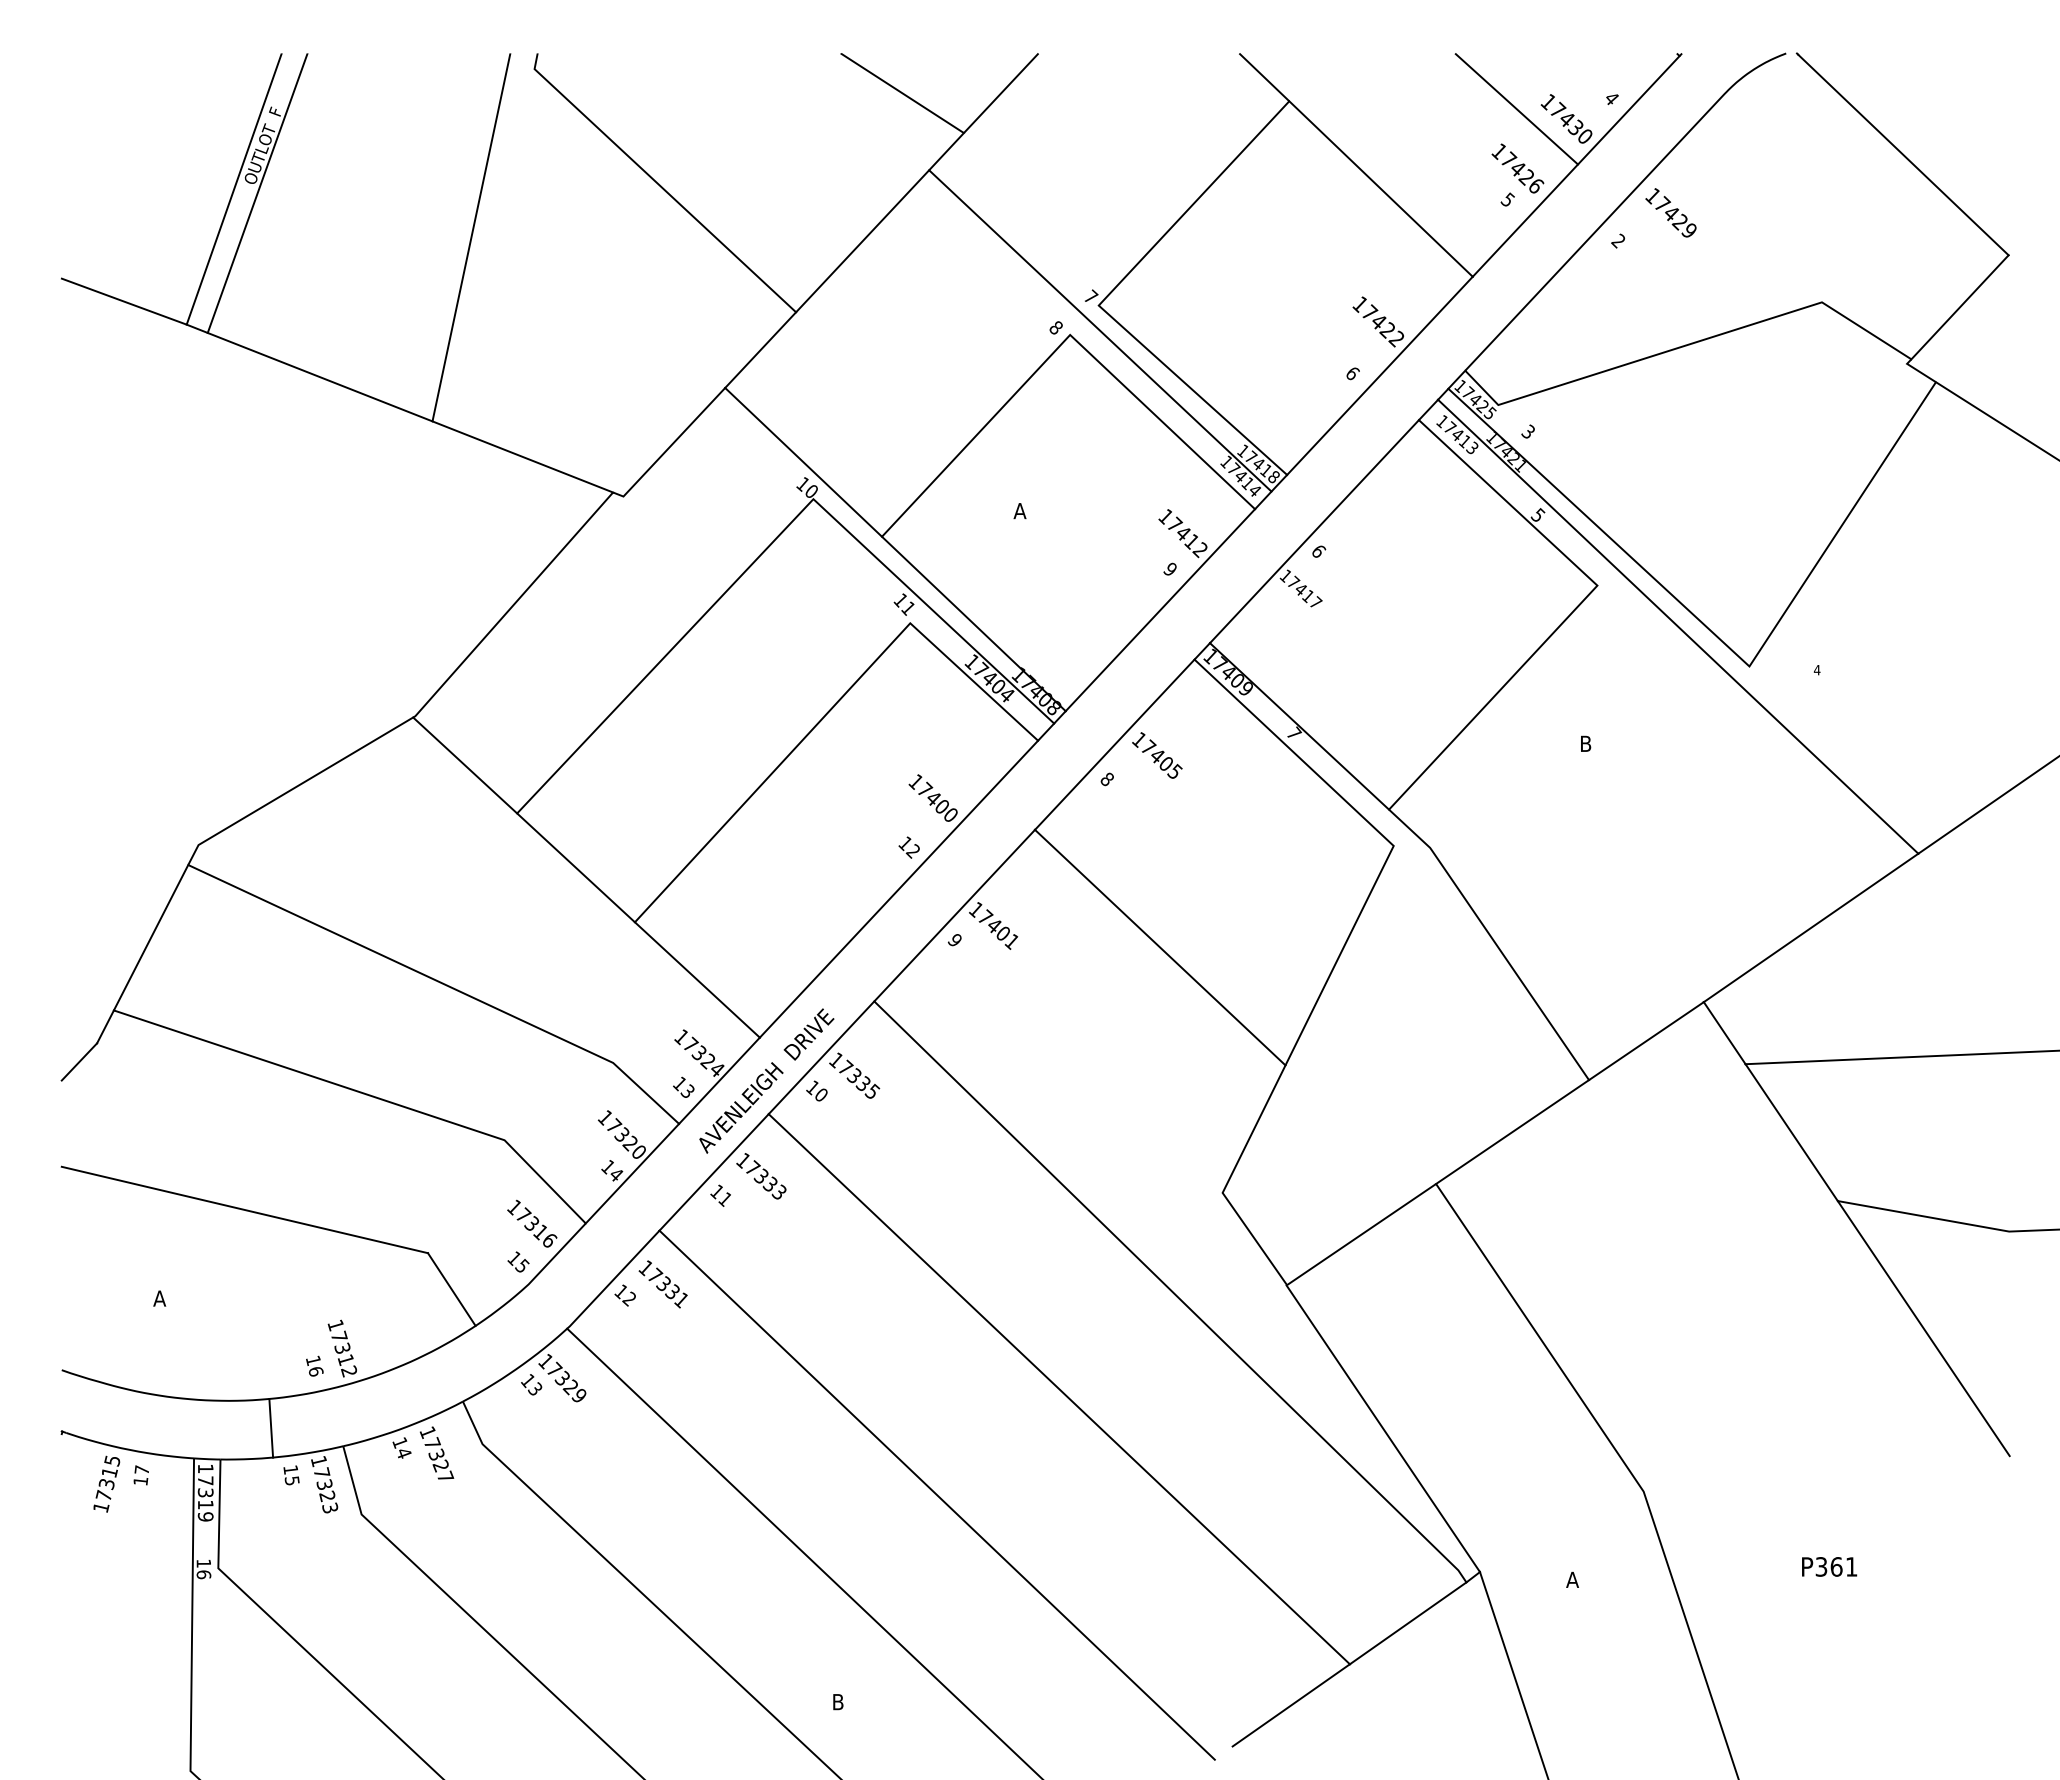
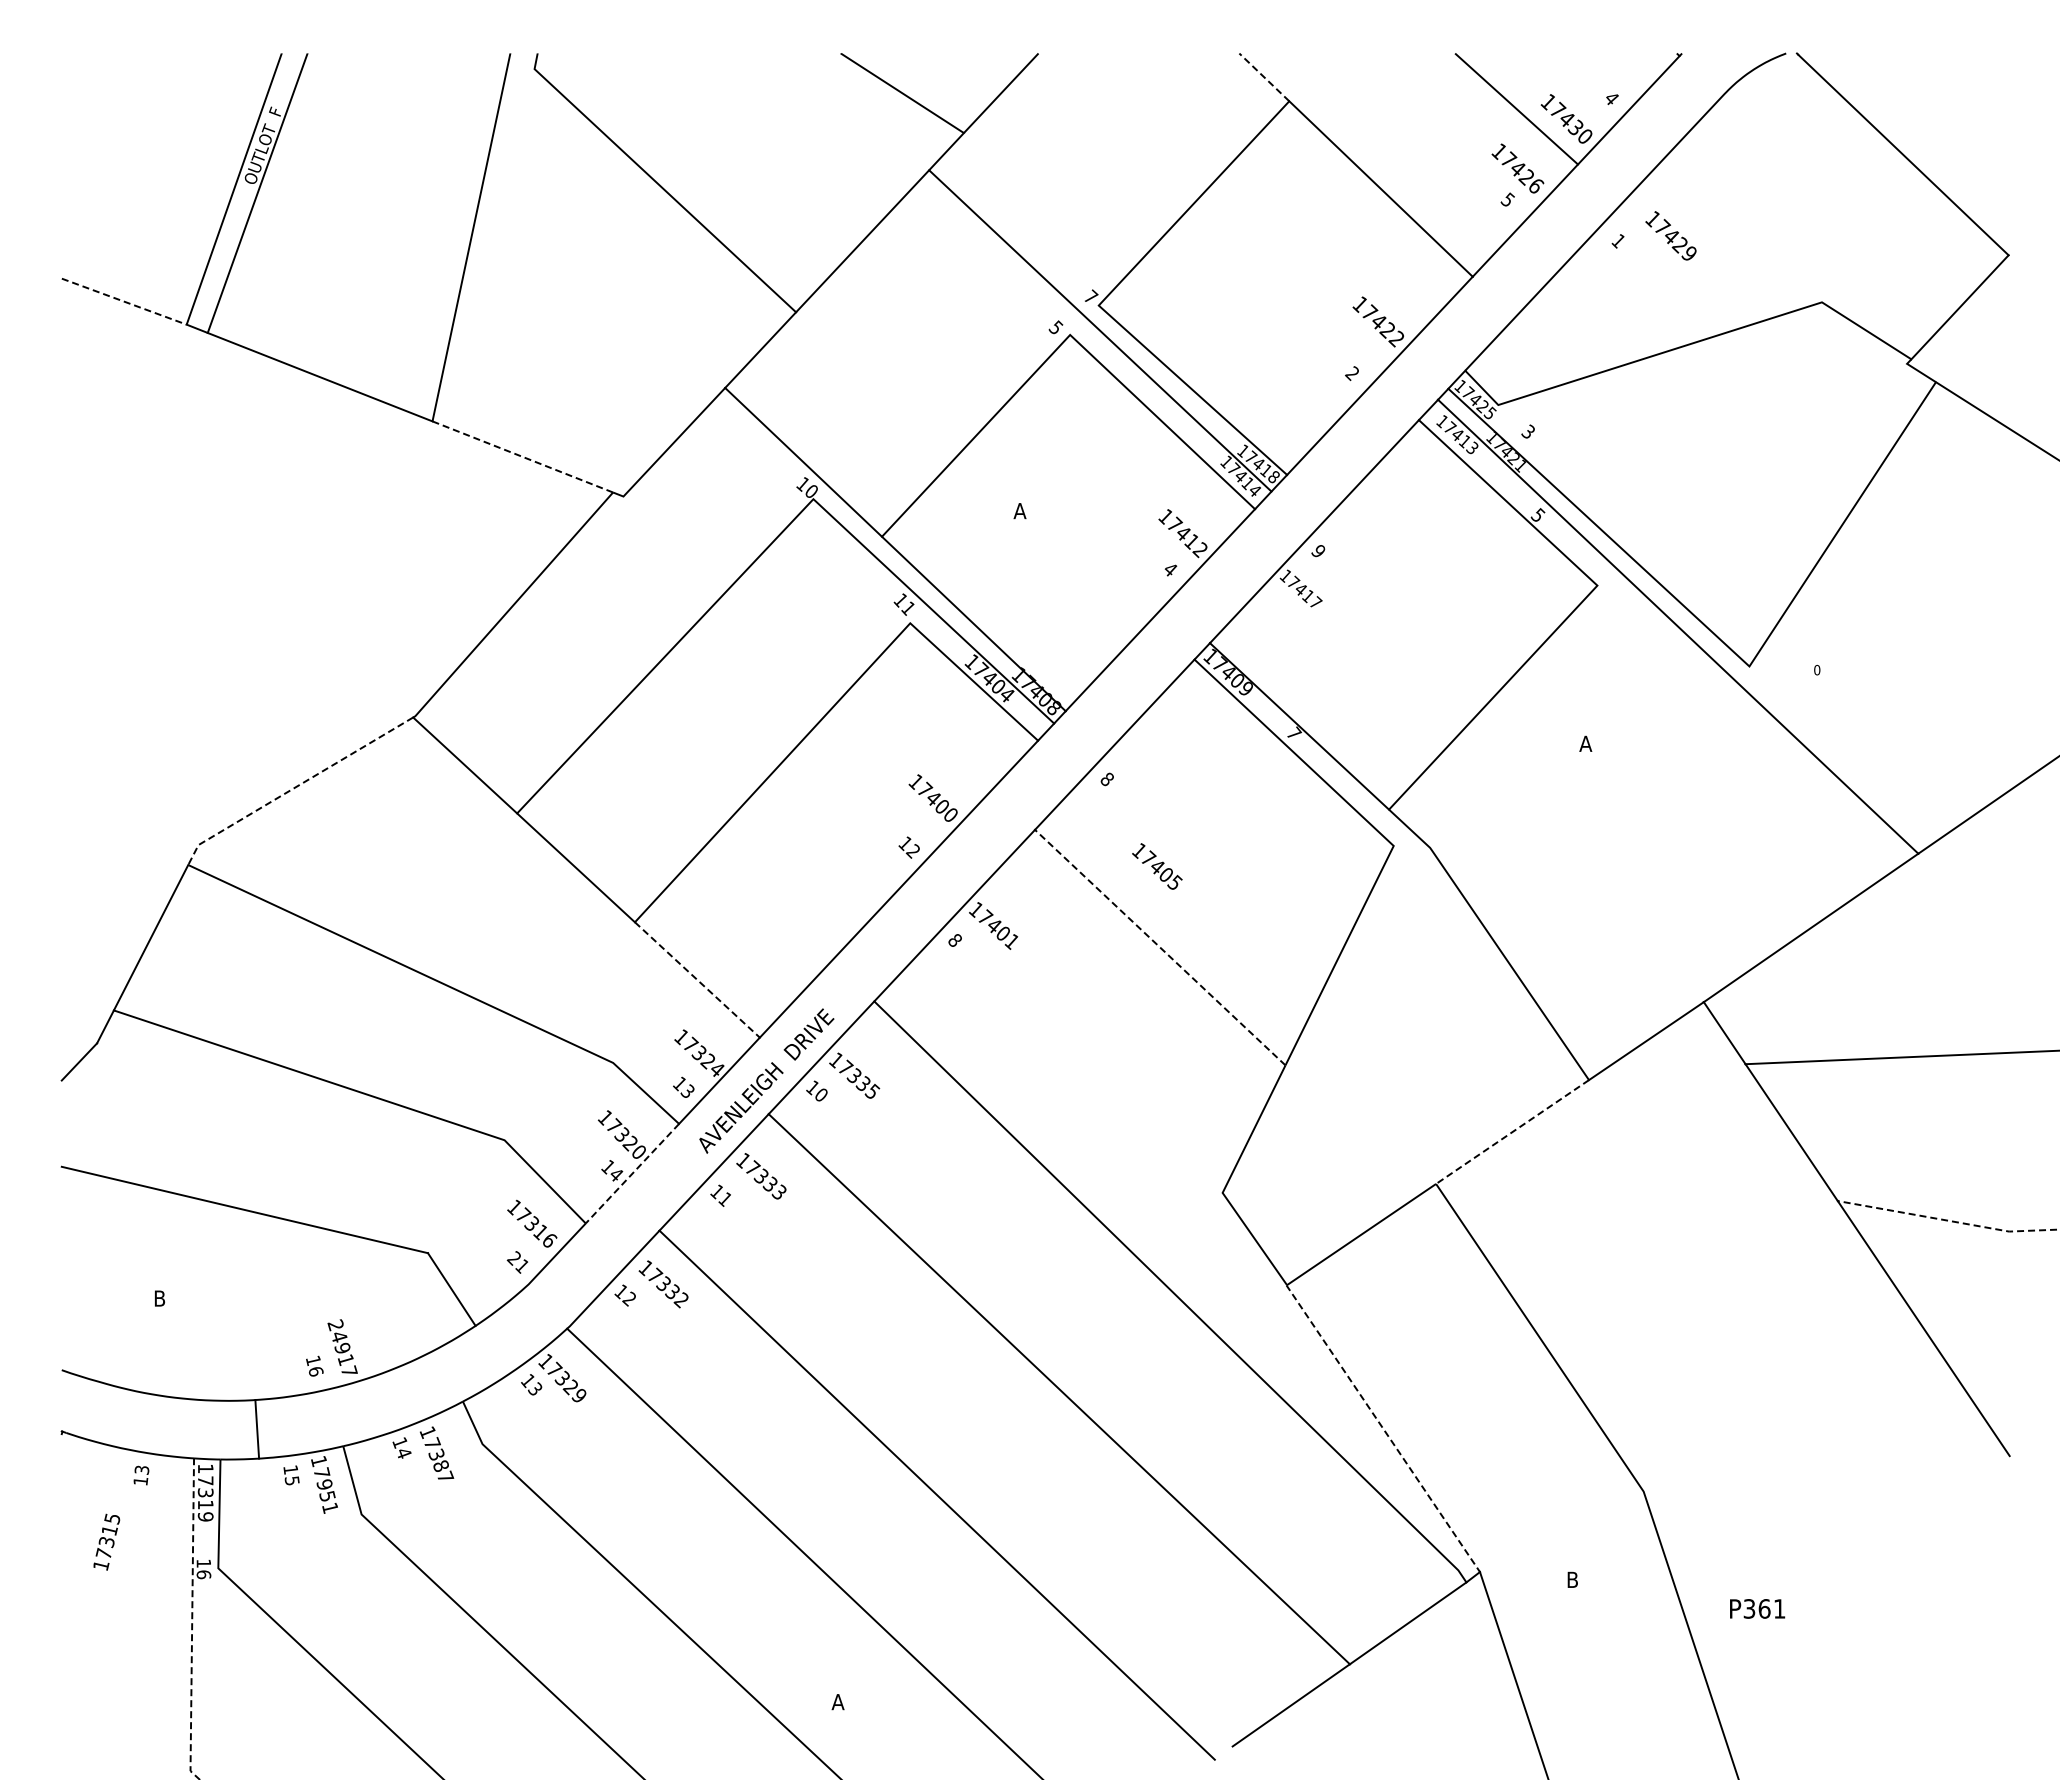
line: solid -> dashed (1263, 76)
text position: (1670, 212) -> (1670, 235) (1670, 235)
text: 2 -> 1 (1618, 240)
line: solid -> dashed (124, 301)
text: 8 -> 5 (1055, 327)
text: 6 -> 2 (1352, 373)
line: solid -> dashed (523, 457)
text: 6 -> 9 (1318, 551)
text: 9 -> 4 (1170, 569)
text: 4 -> 0 (1816, 669)
text: B -> A (1585, 743)
text position: (1157, 755) -> (1157, 866) (1157, 866)
line: solid -> dashed (295, 787)
text: 9 -> 8 (954, 940)
line: solid -> dashed (1160, 947)
line: solid -> dashed (697, 980)
line: solid -> dashed (1512, 1132)
line: solid -> dashed (632, 1174)
line: solid -> dashed (1948, 1220)
text: 15 -> 21 (517, 1262)
text: A -> B (159, 1298)
text: 17331 -> 17332 (680, 1300)
text: 17312 -> 24917 (342, 1348)
line position: (271, 1427) -> (257, 1428) (257, 1428)
line: solid -> dashed (1382, 1427)
text: 17327 -> 17387 (440, 1465)
text: 17 -> 13 (141, 1469)
text position: (106, 1483) -> (106, 1541) (106, 1541)
text: 17323 -> 17951 (327, 1496)
text position: (1829, 1566) -> (1757, 1608) (1757, 1608)
text: A -> B (1572, 1579)
line: solid -> dashed (192, 1621)
text: B -> A (837, 1702)
